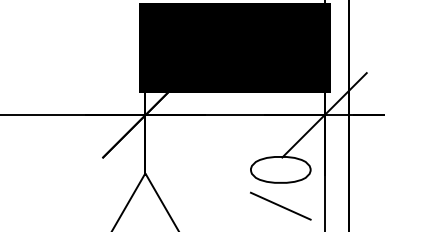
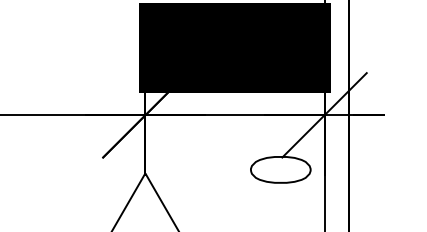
line: present -> none (280, 205)
